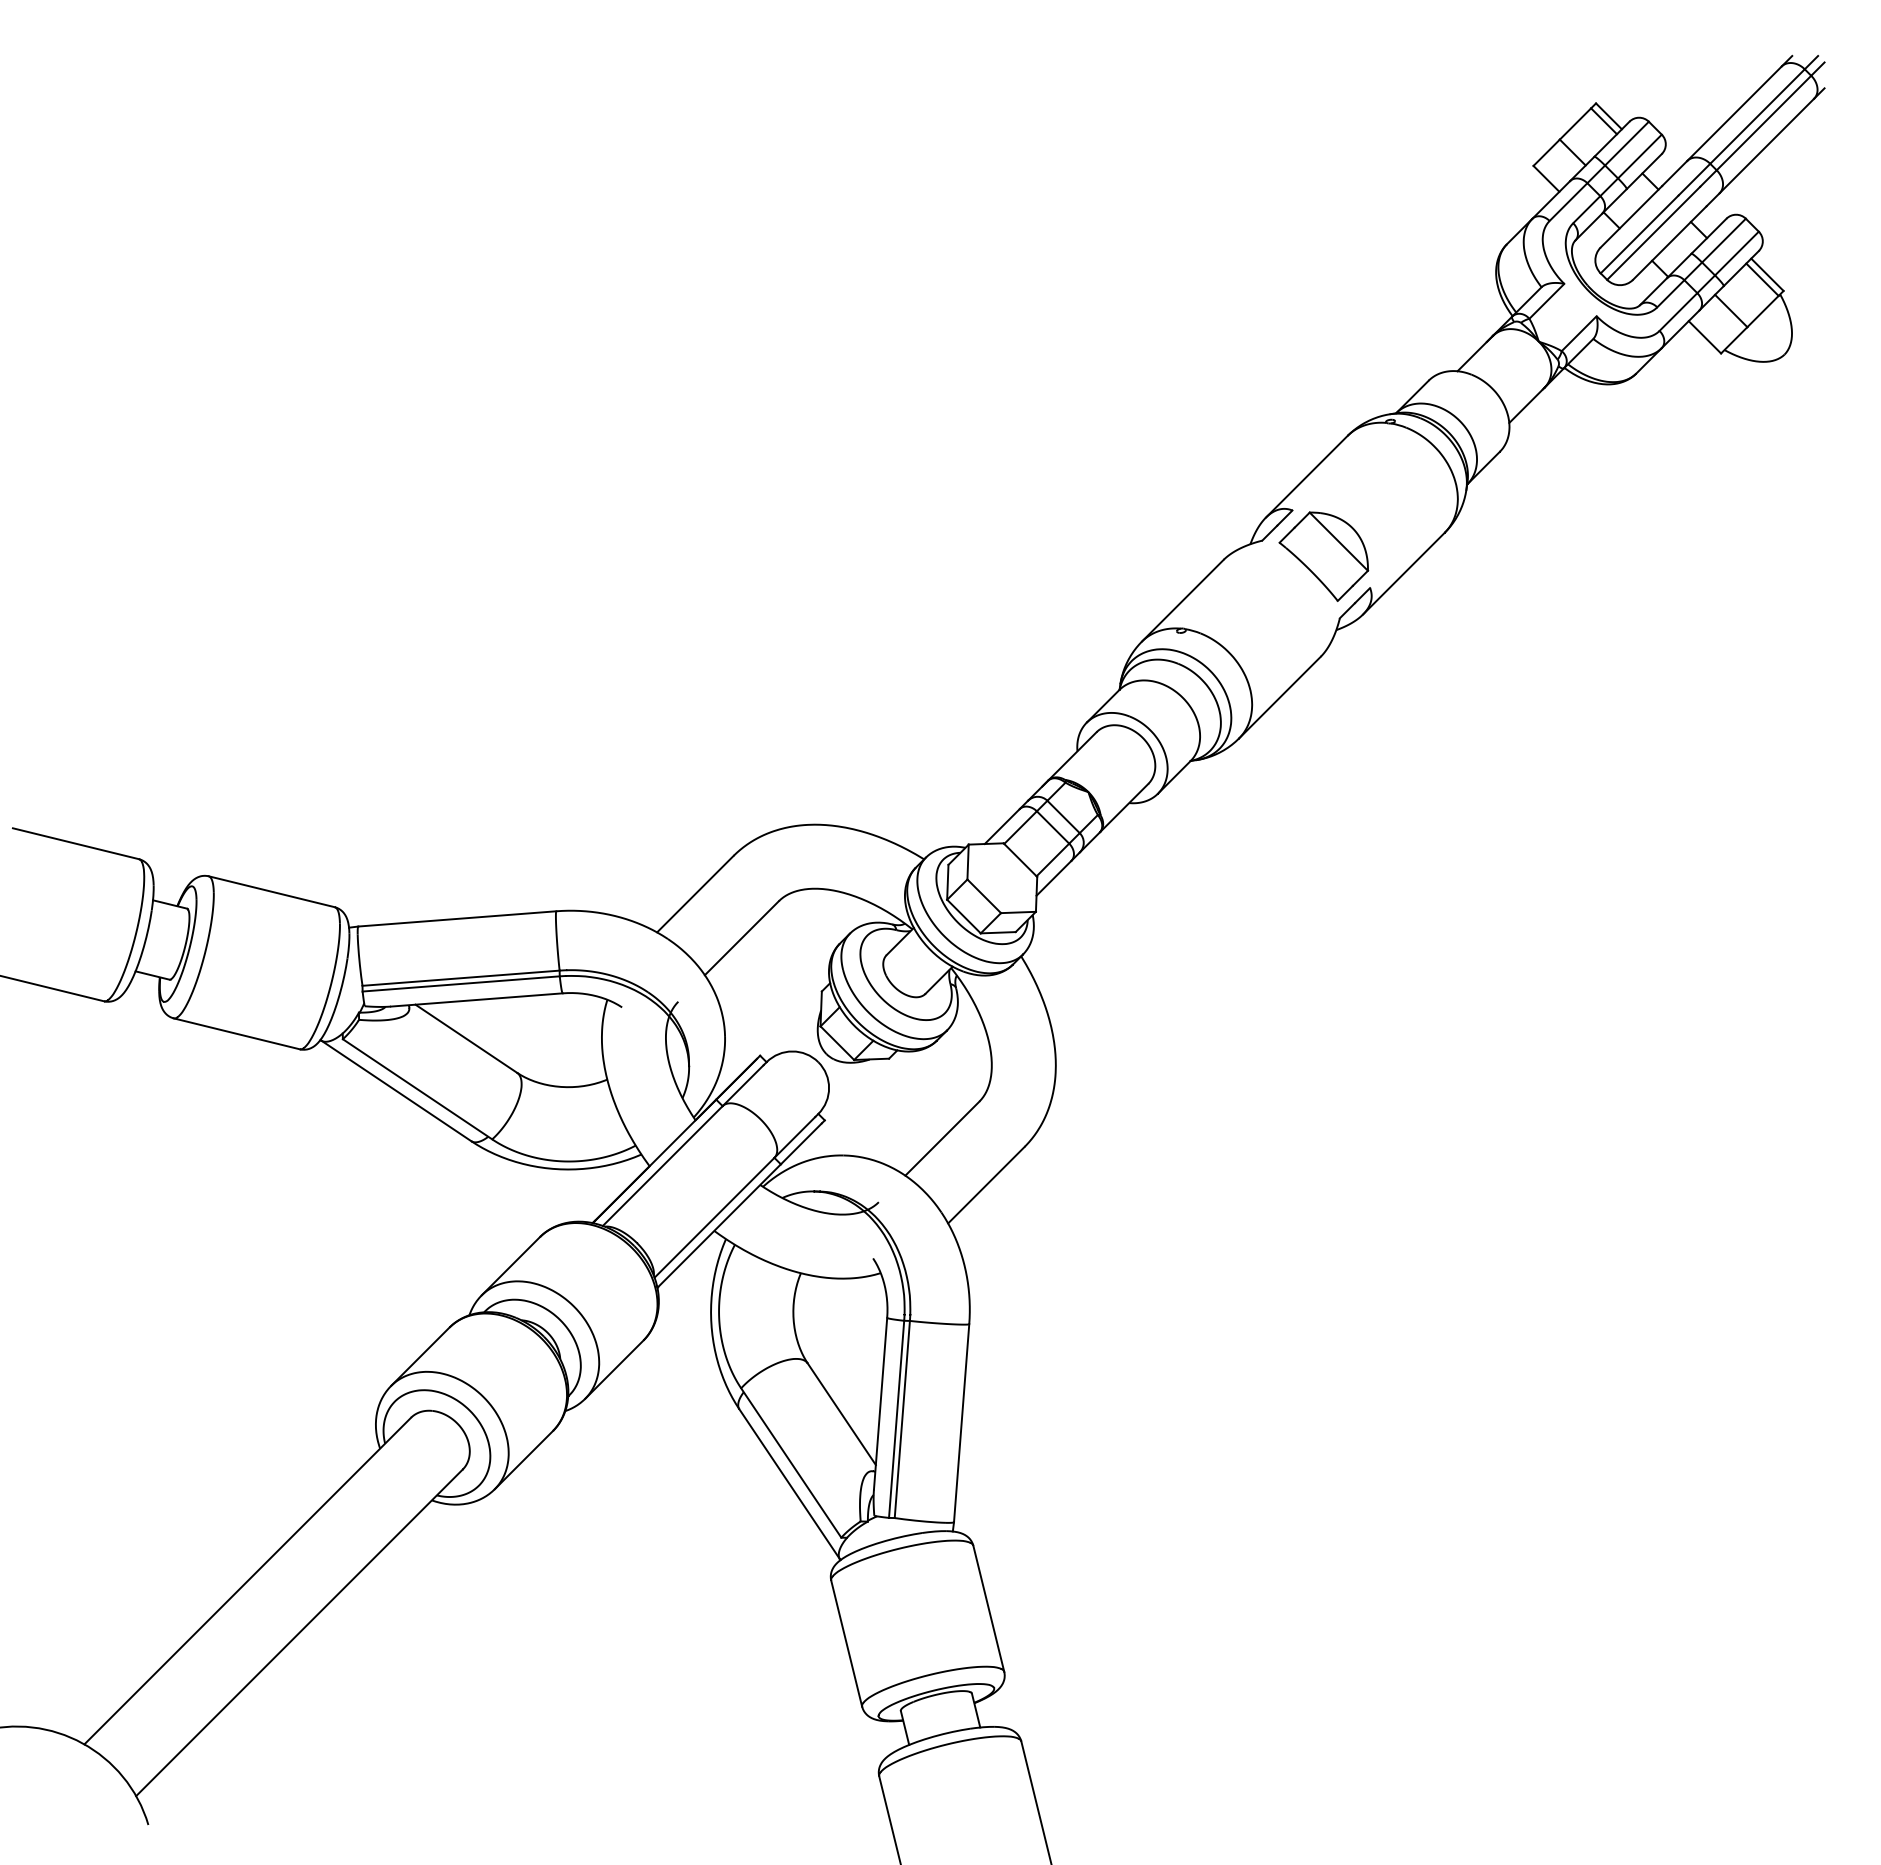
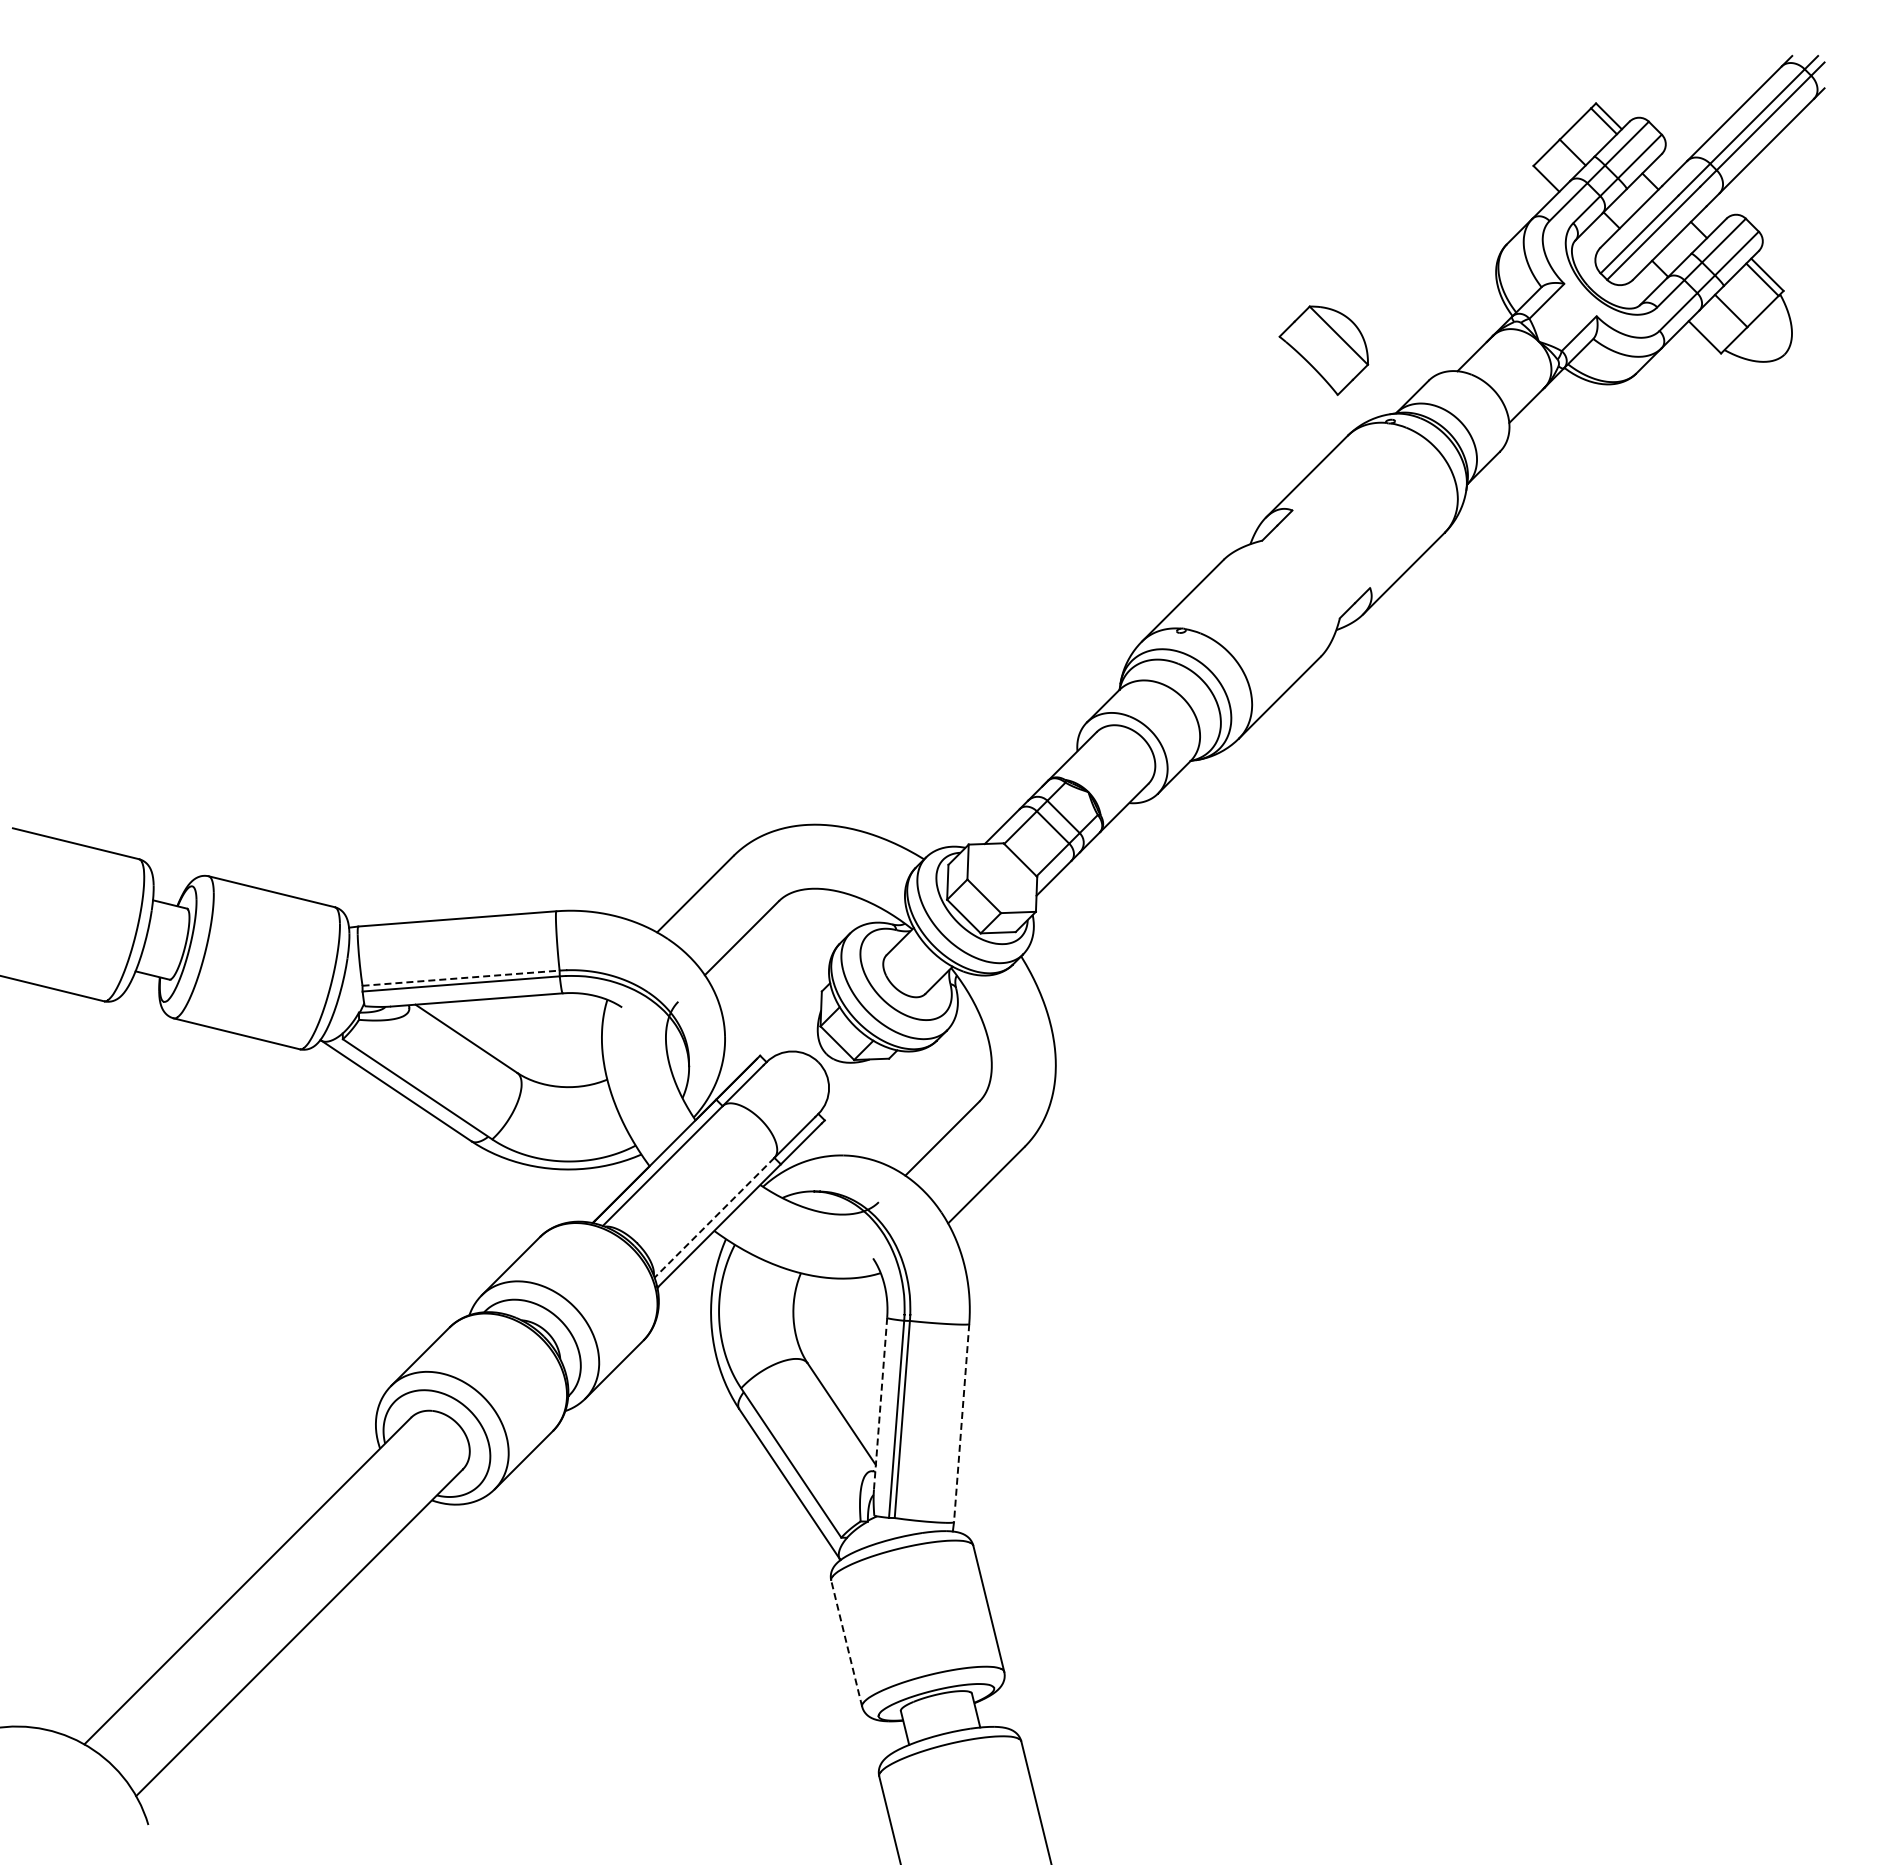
part position: (1323, 556) -> (1323, 350) (1323, 350)
line: solid -> dashed (461, 978)
line: solid -> dashed (714, 1217)
line: solid -> dashed (880, 1404)
line: solid -> dashed (961, 1423)
line: solid -> dashed (846, 1643)
